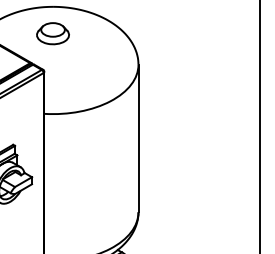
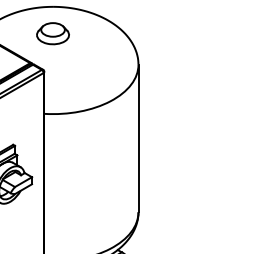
line: present -> none (259, 126)
